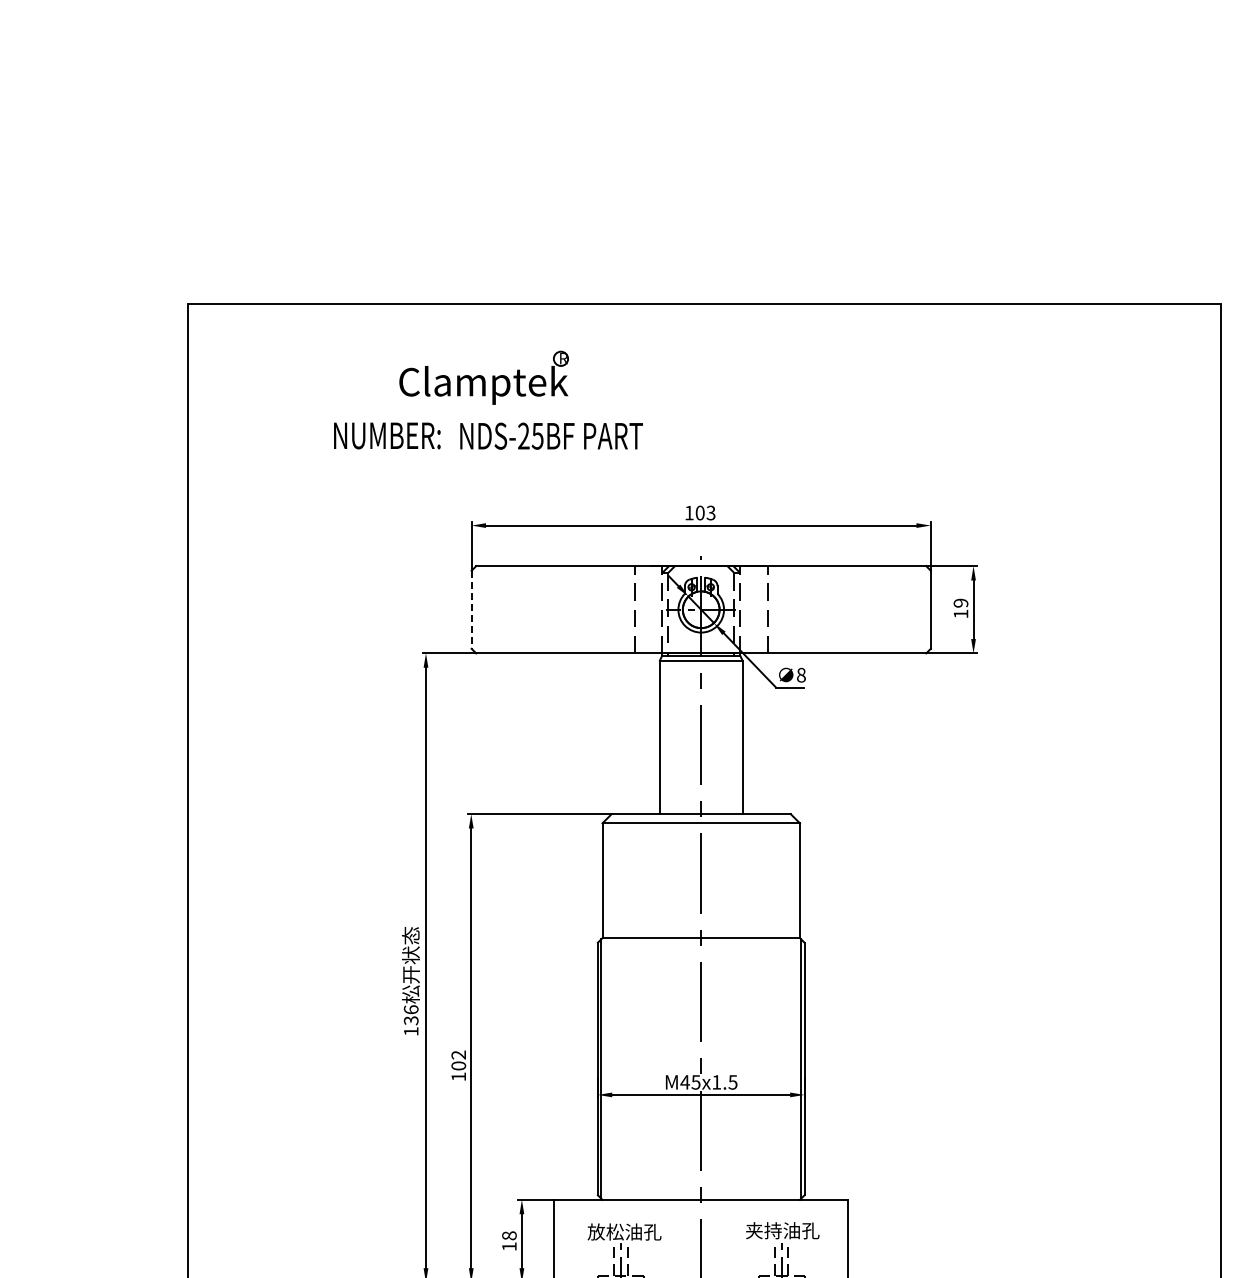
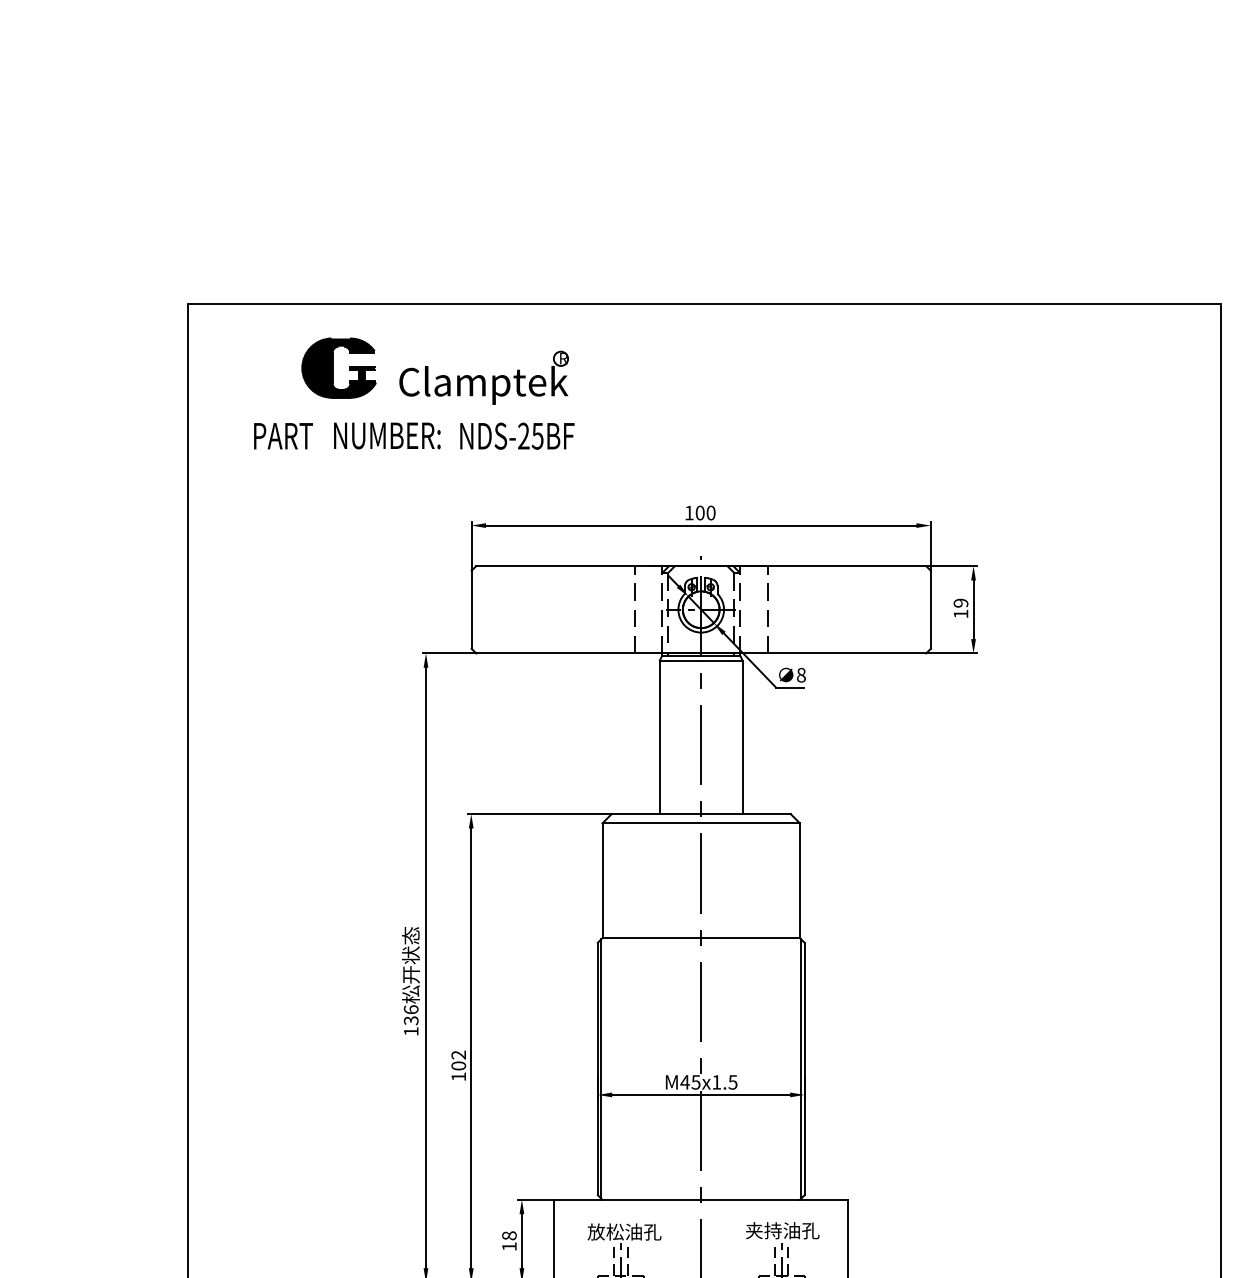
part: none -> present (338, 367)
text position: (613, 436) -> (283, 436) (283, 436)
text: 103 -> 100 (710, 512)
line: dashed -> solid (471, 610)
